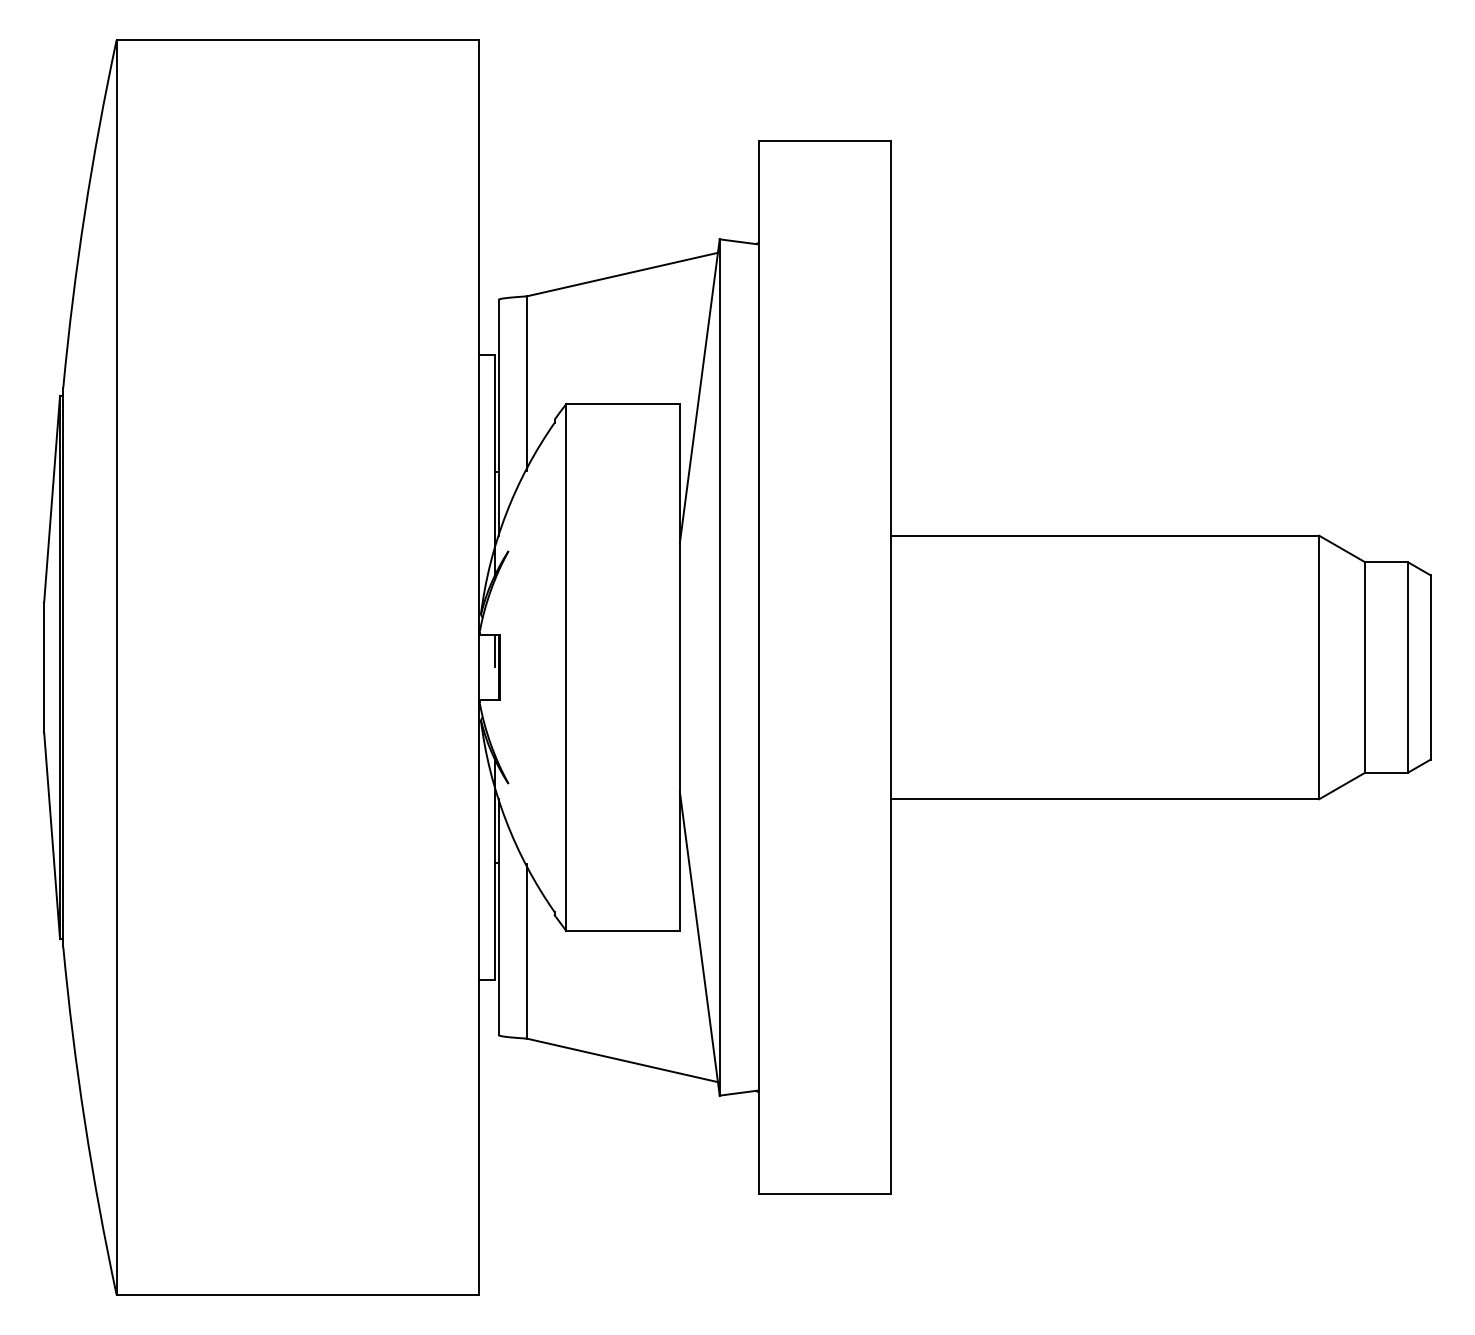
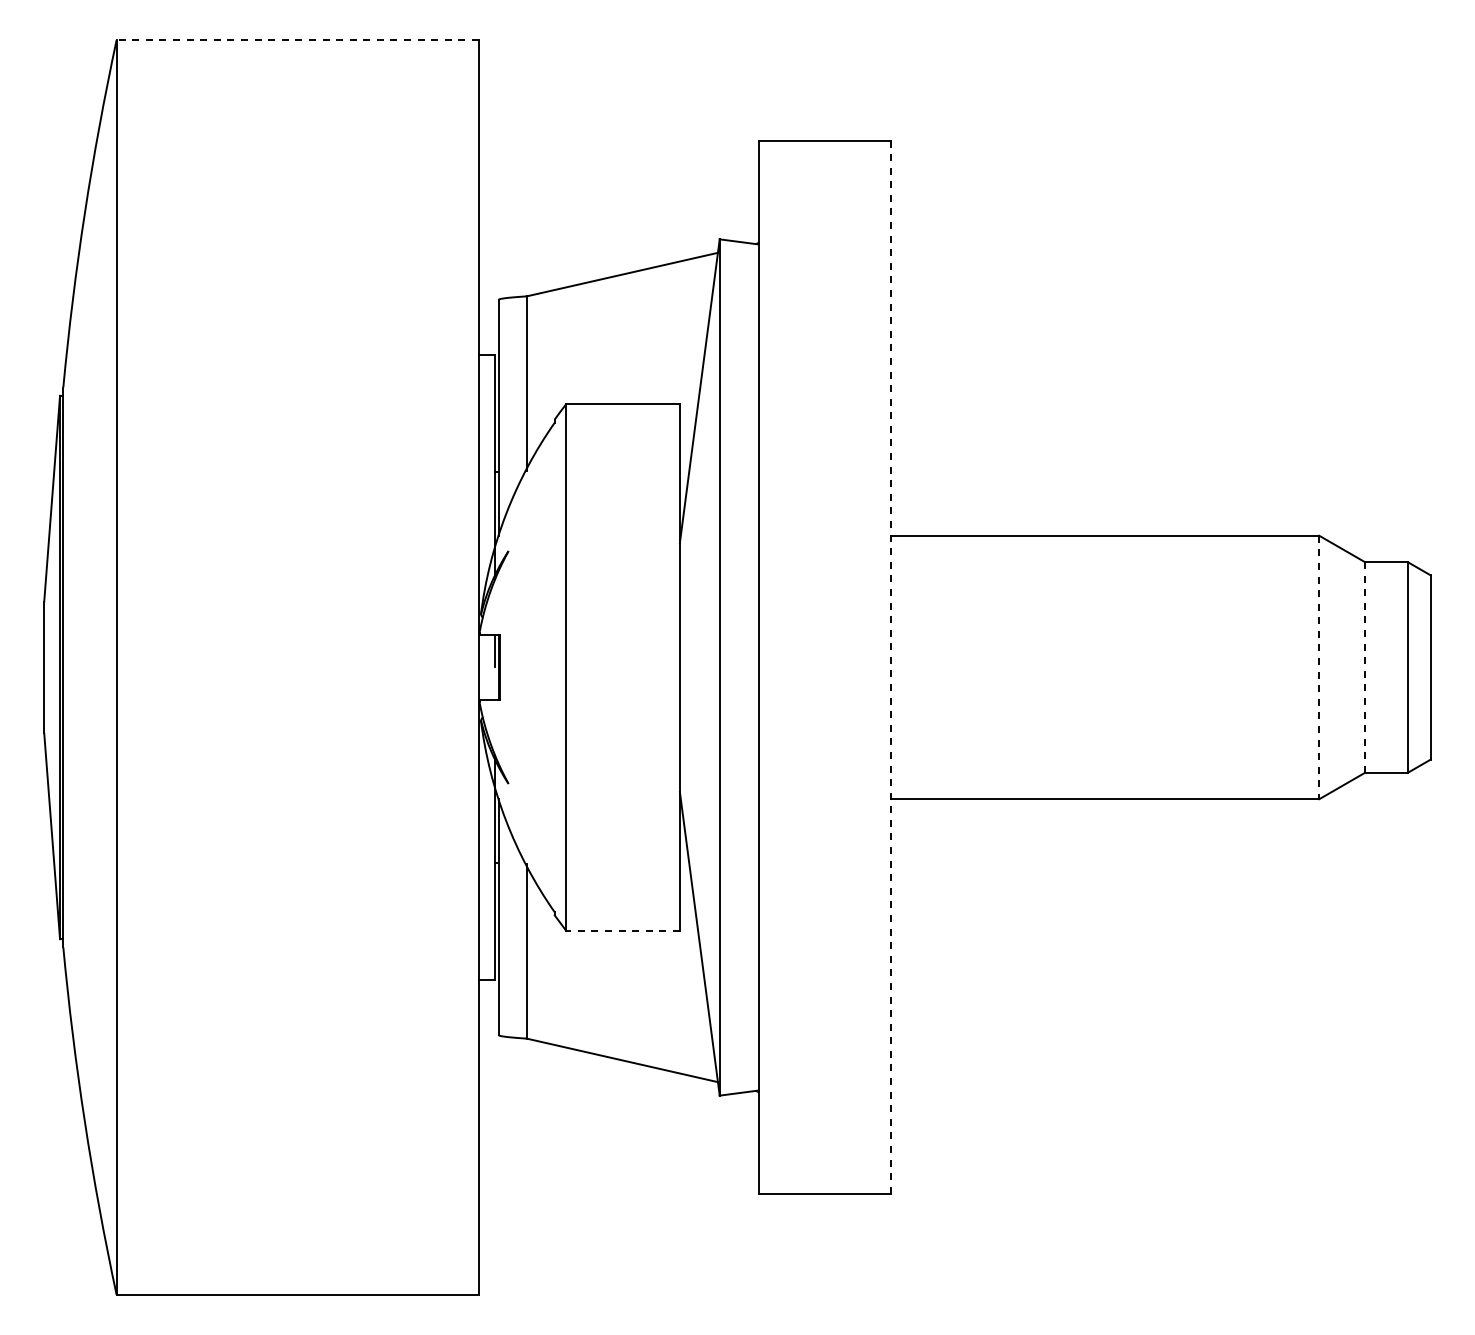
line: solid -> dashed (297, 40)
line: solid -> dashed (890, 667)
line: solid -> dashed (1319, 667)
line: solid -> dashed (1364, 667)
line: solid -> dashed (623, 930)
